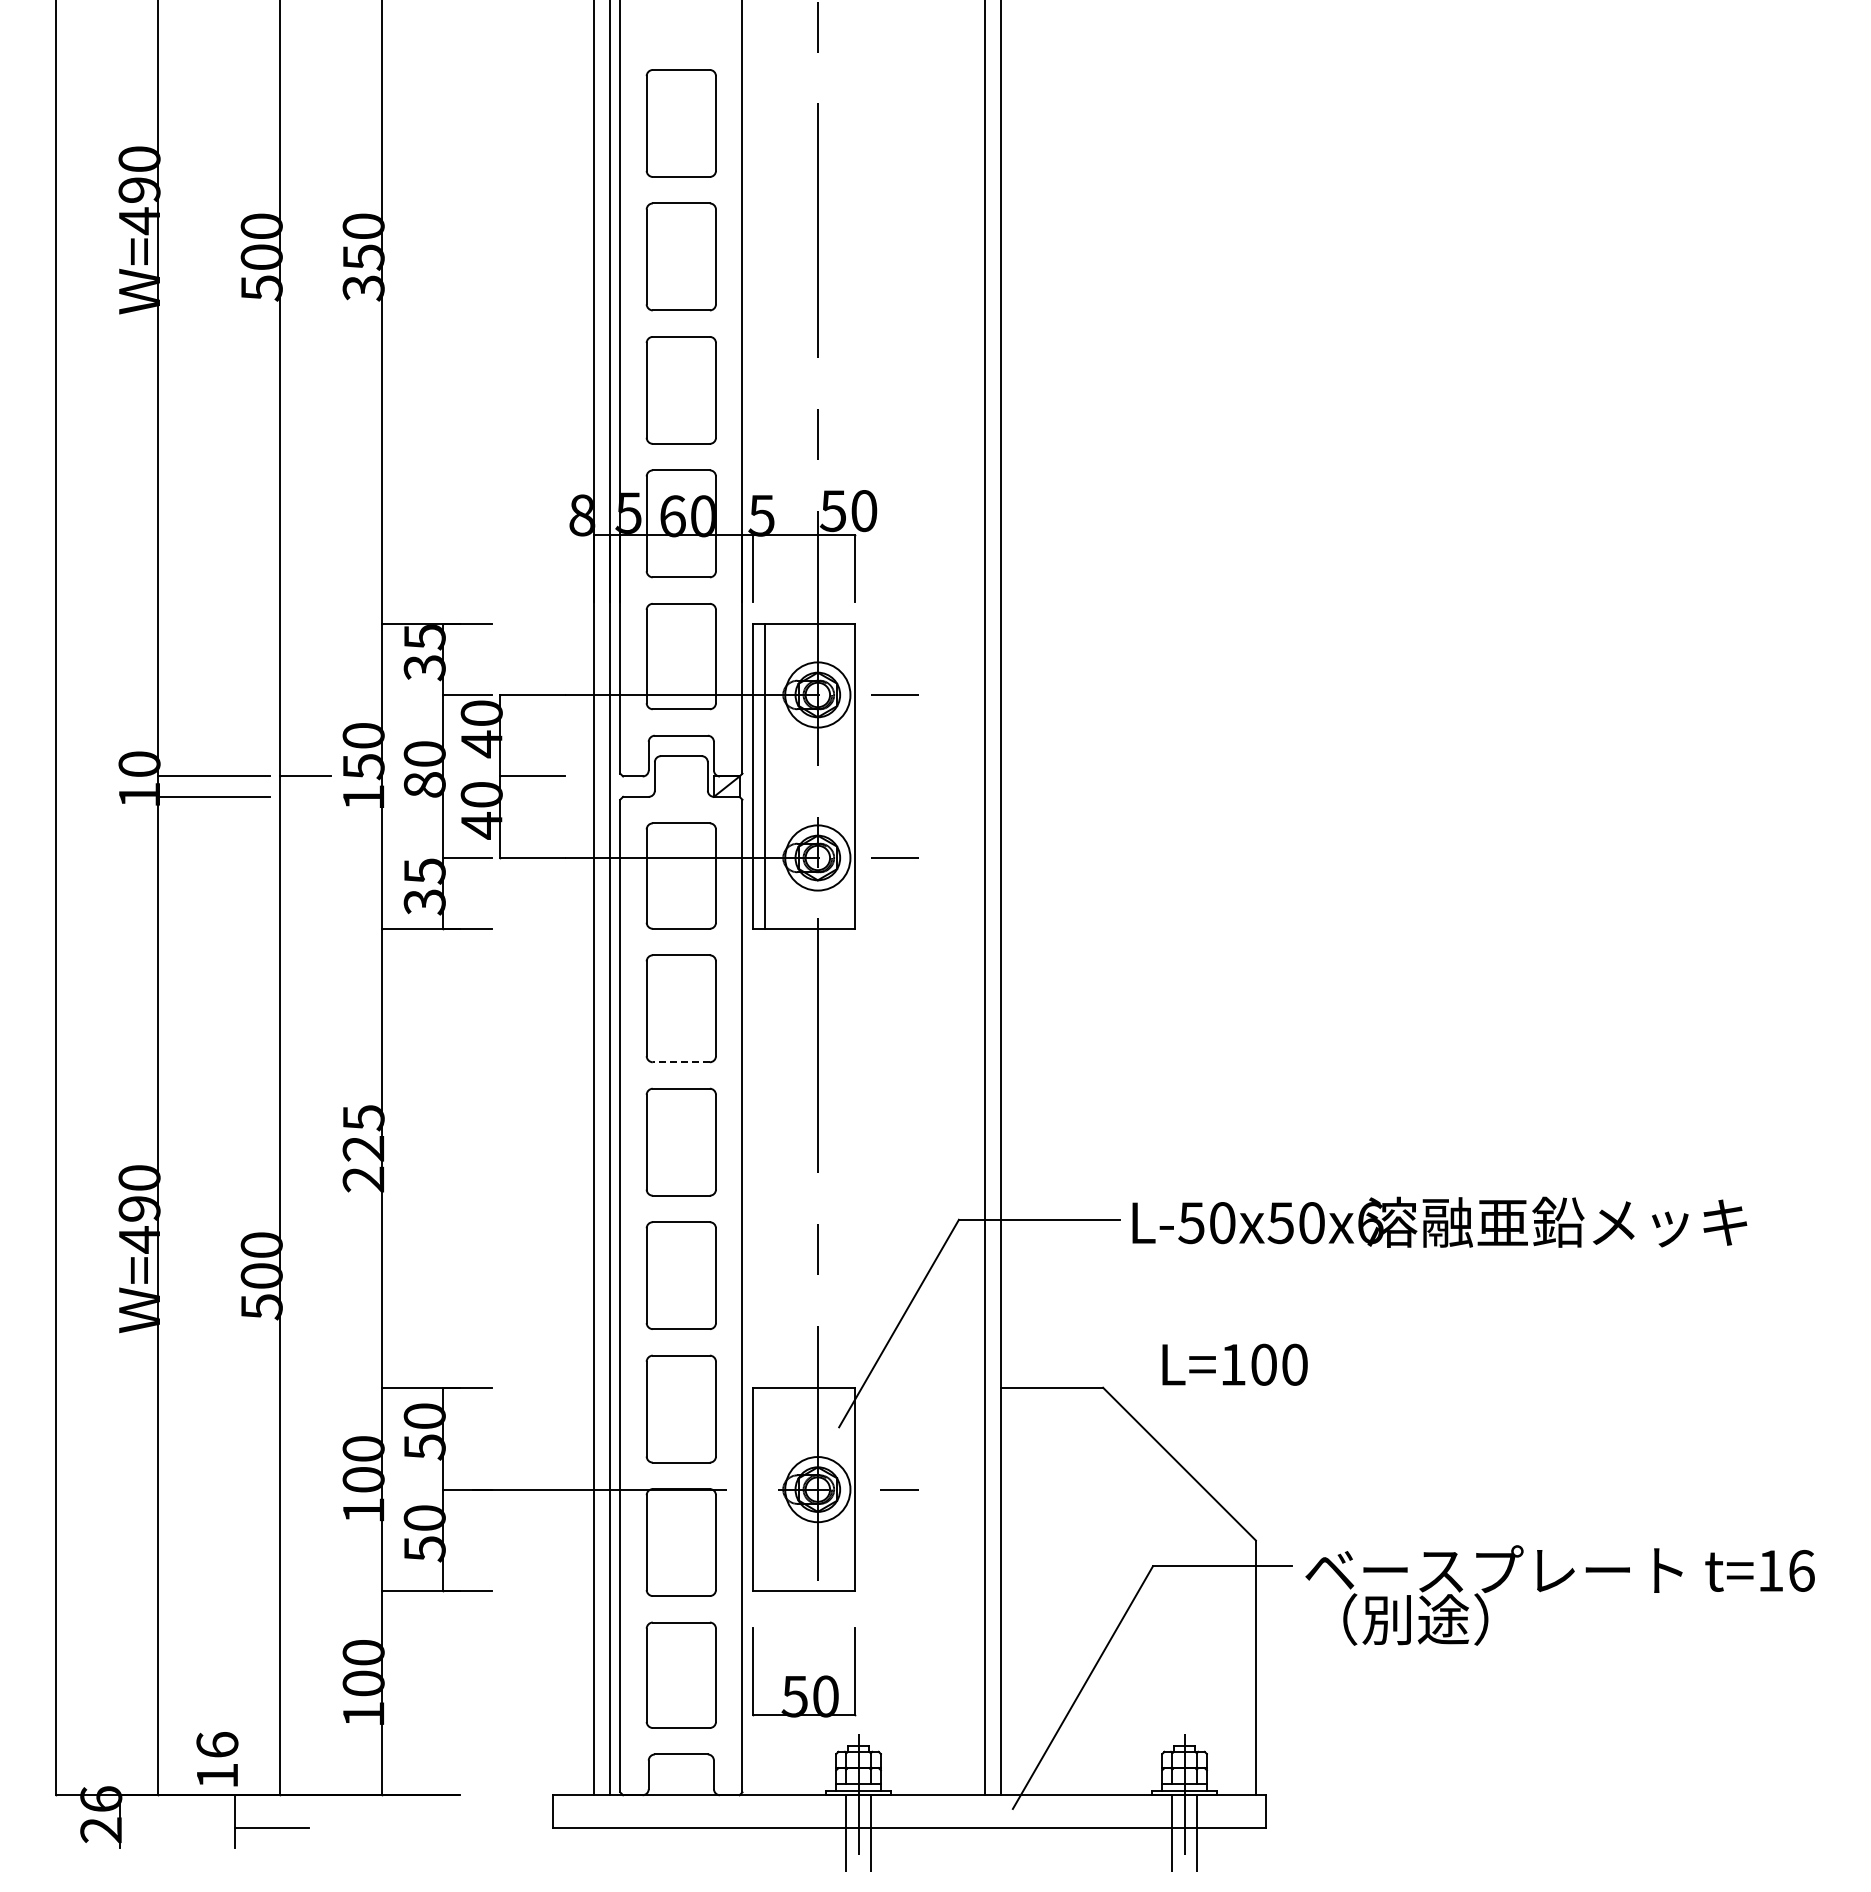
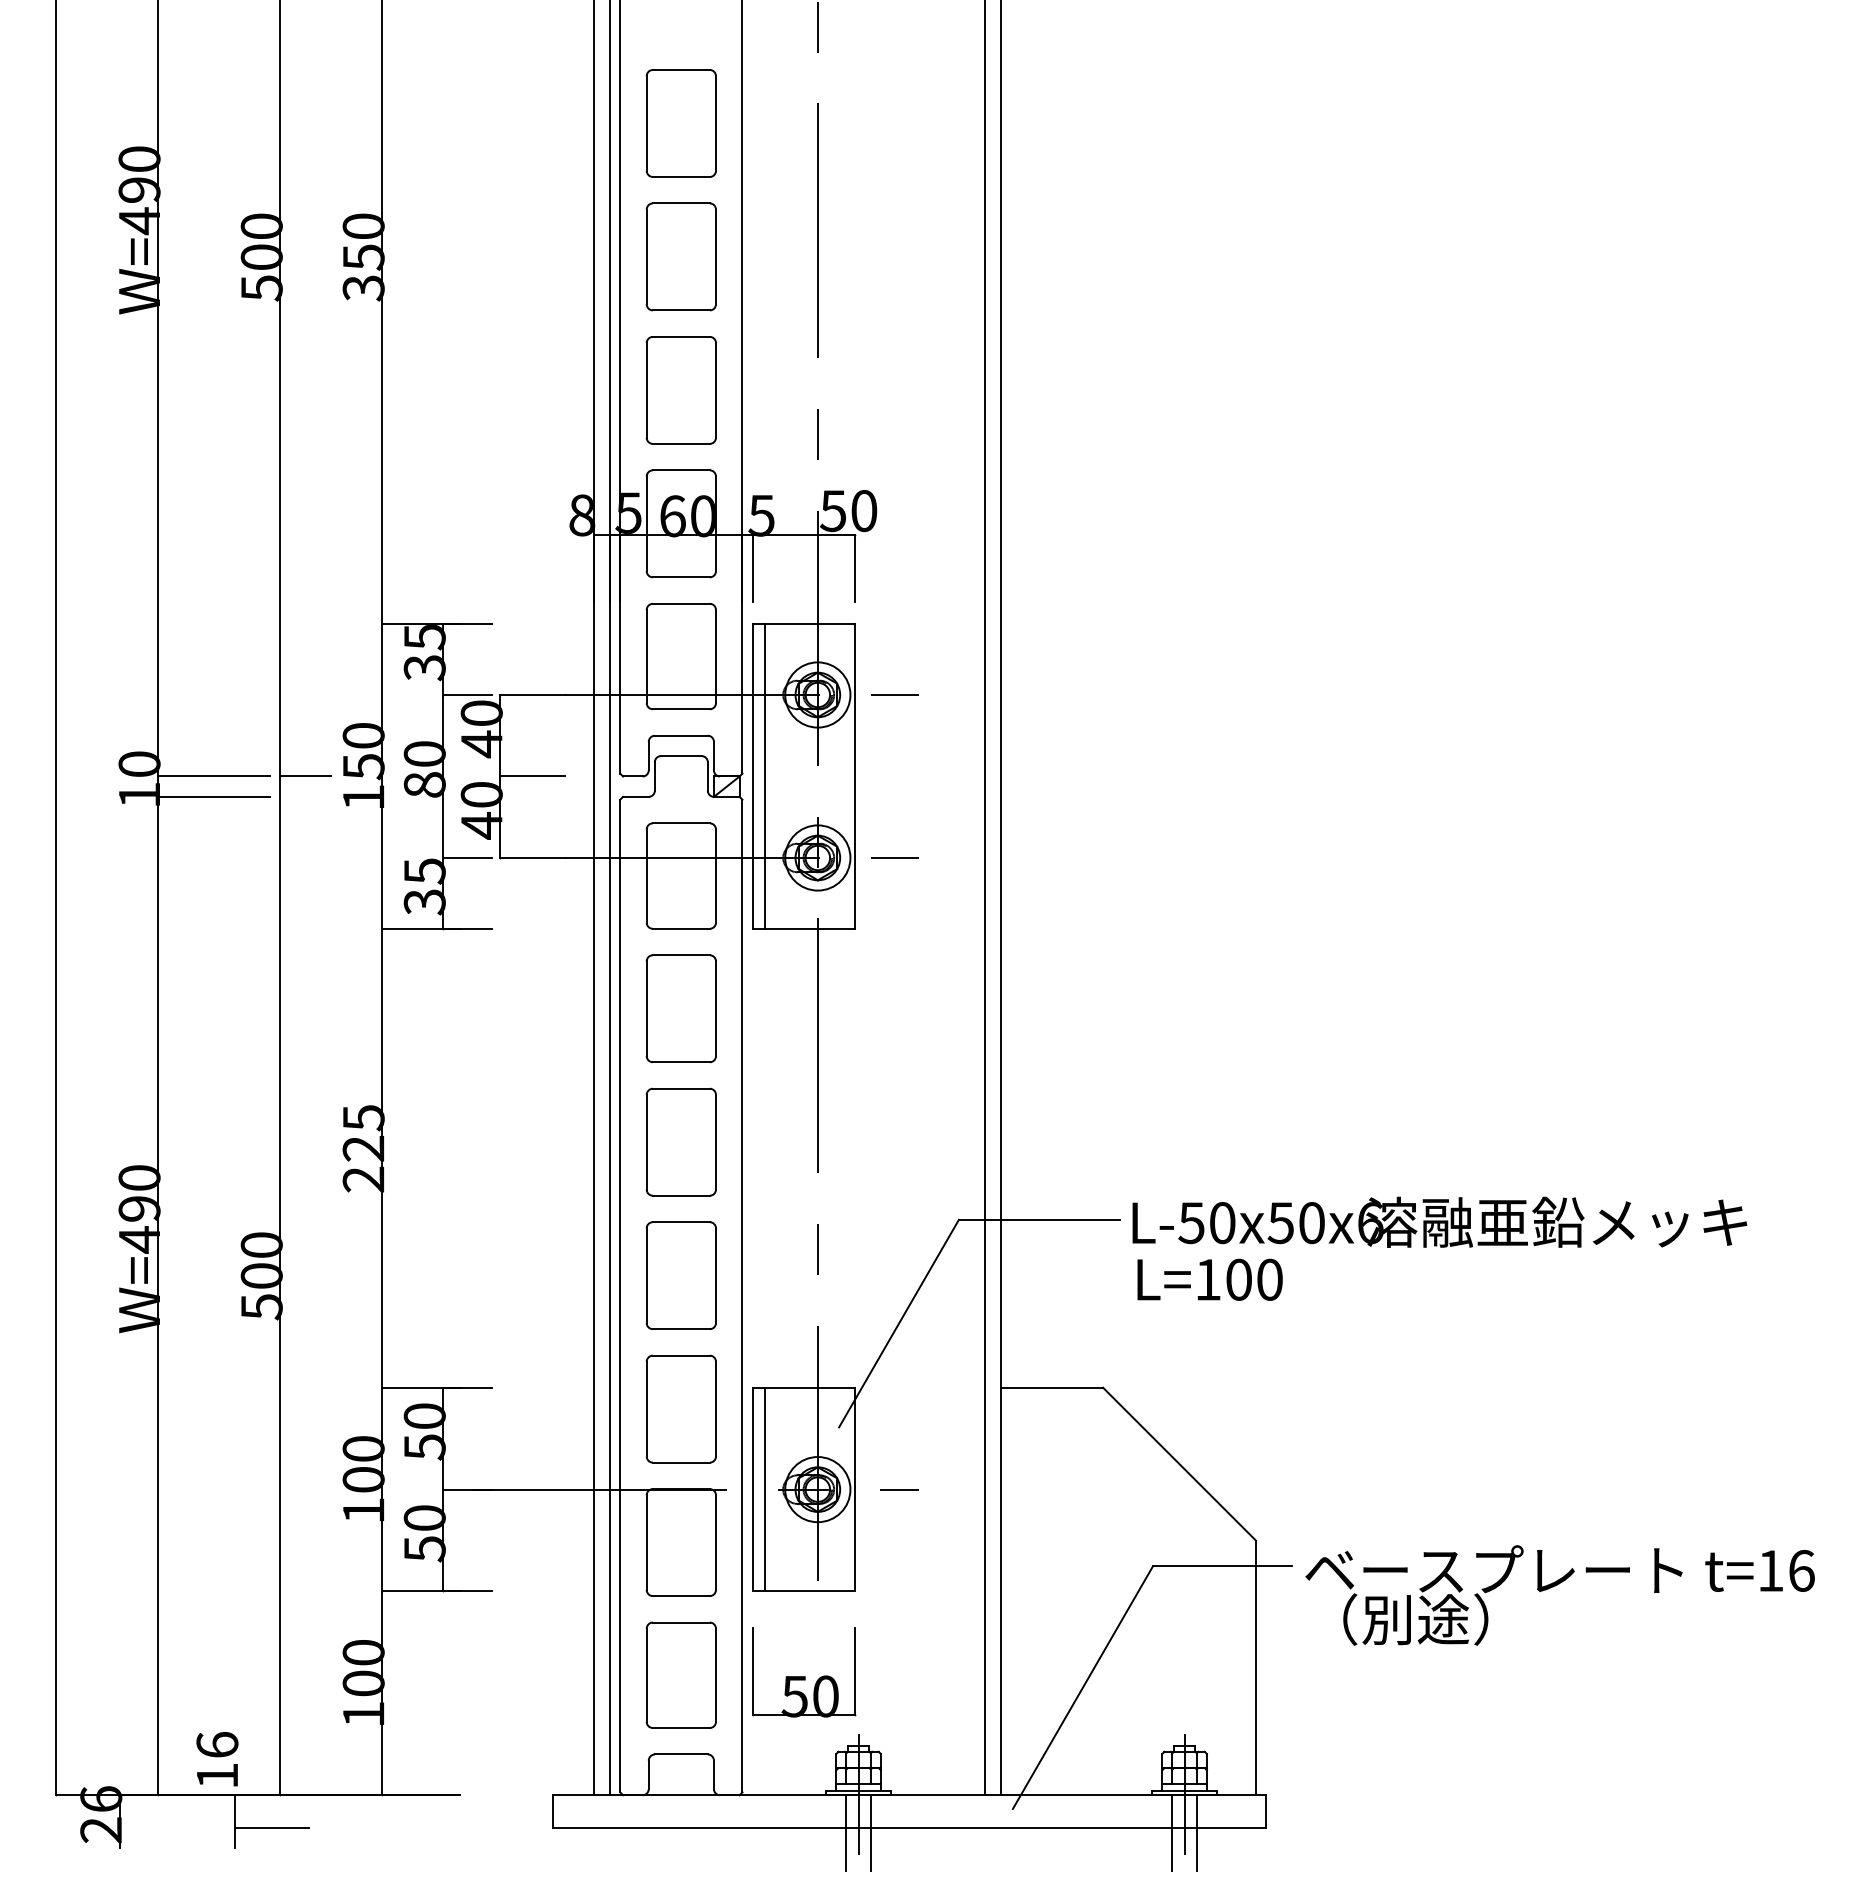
line: dashed -> solid (681, 1062)
text position: (1234, 1364) -> (1209, 1279) (1209, 1279)
line: none -> present (764, 1489)
